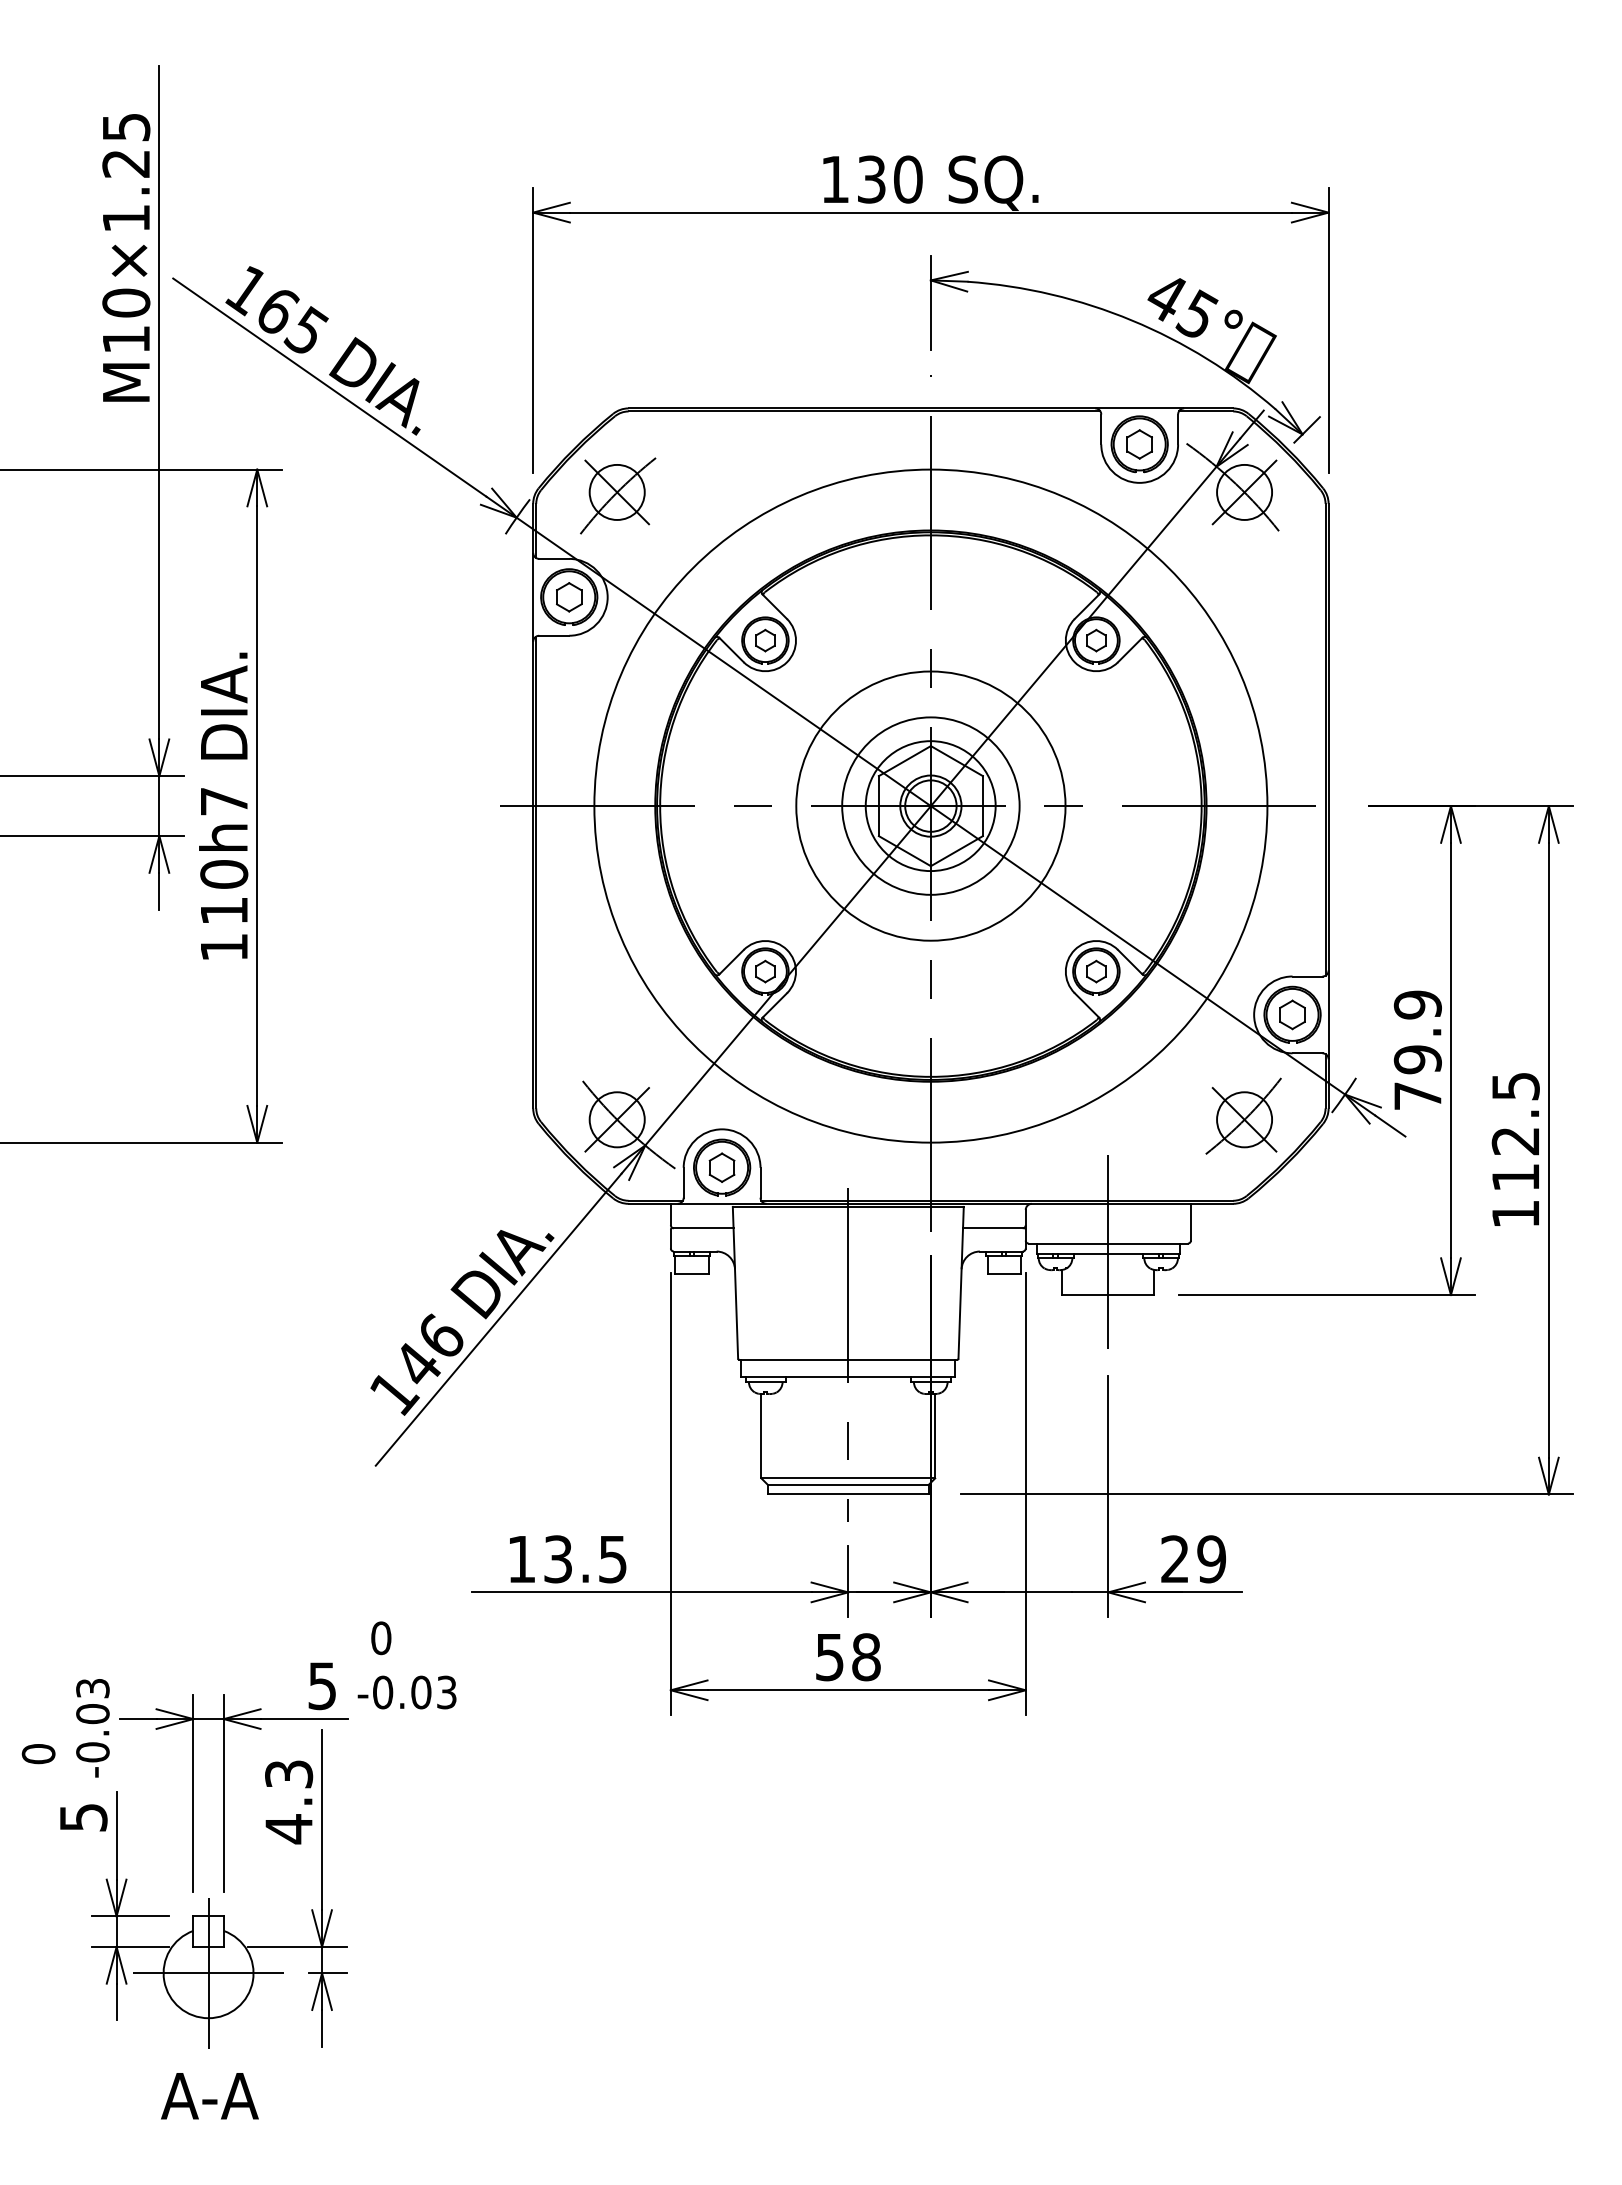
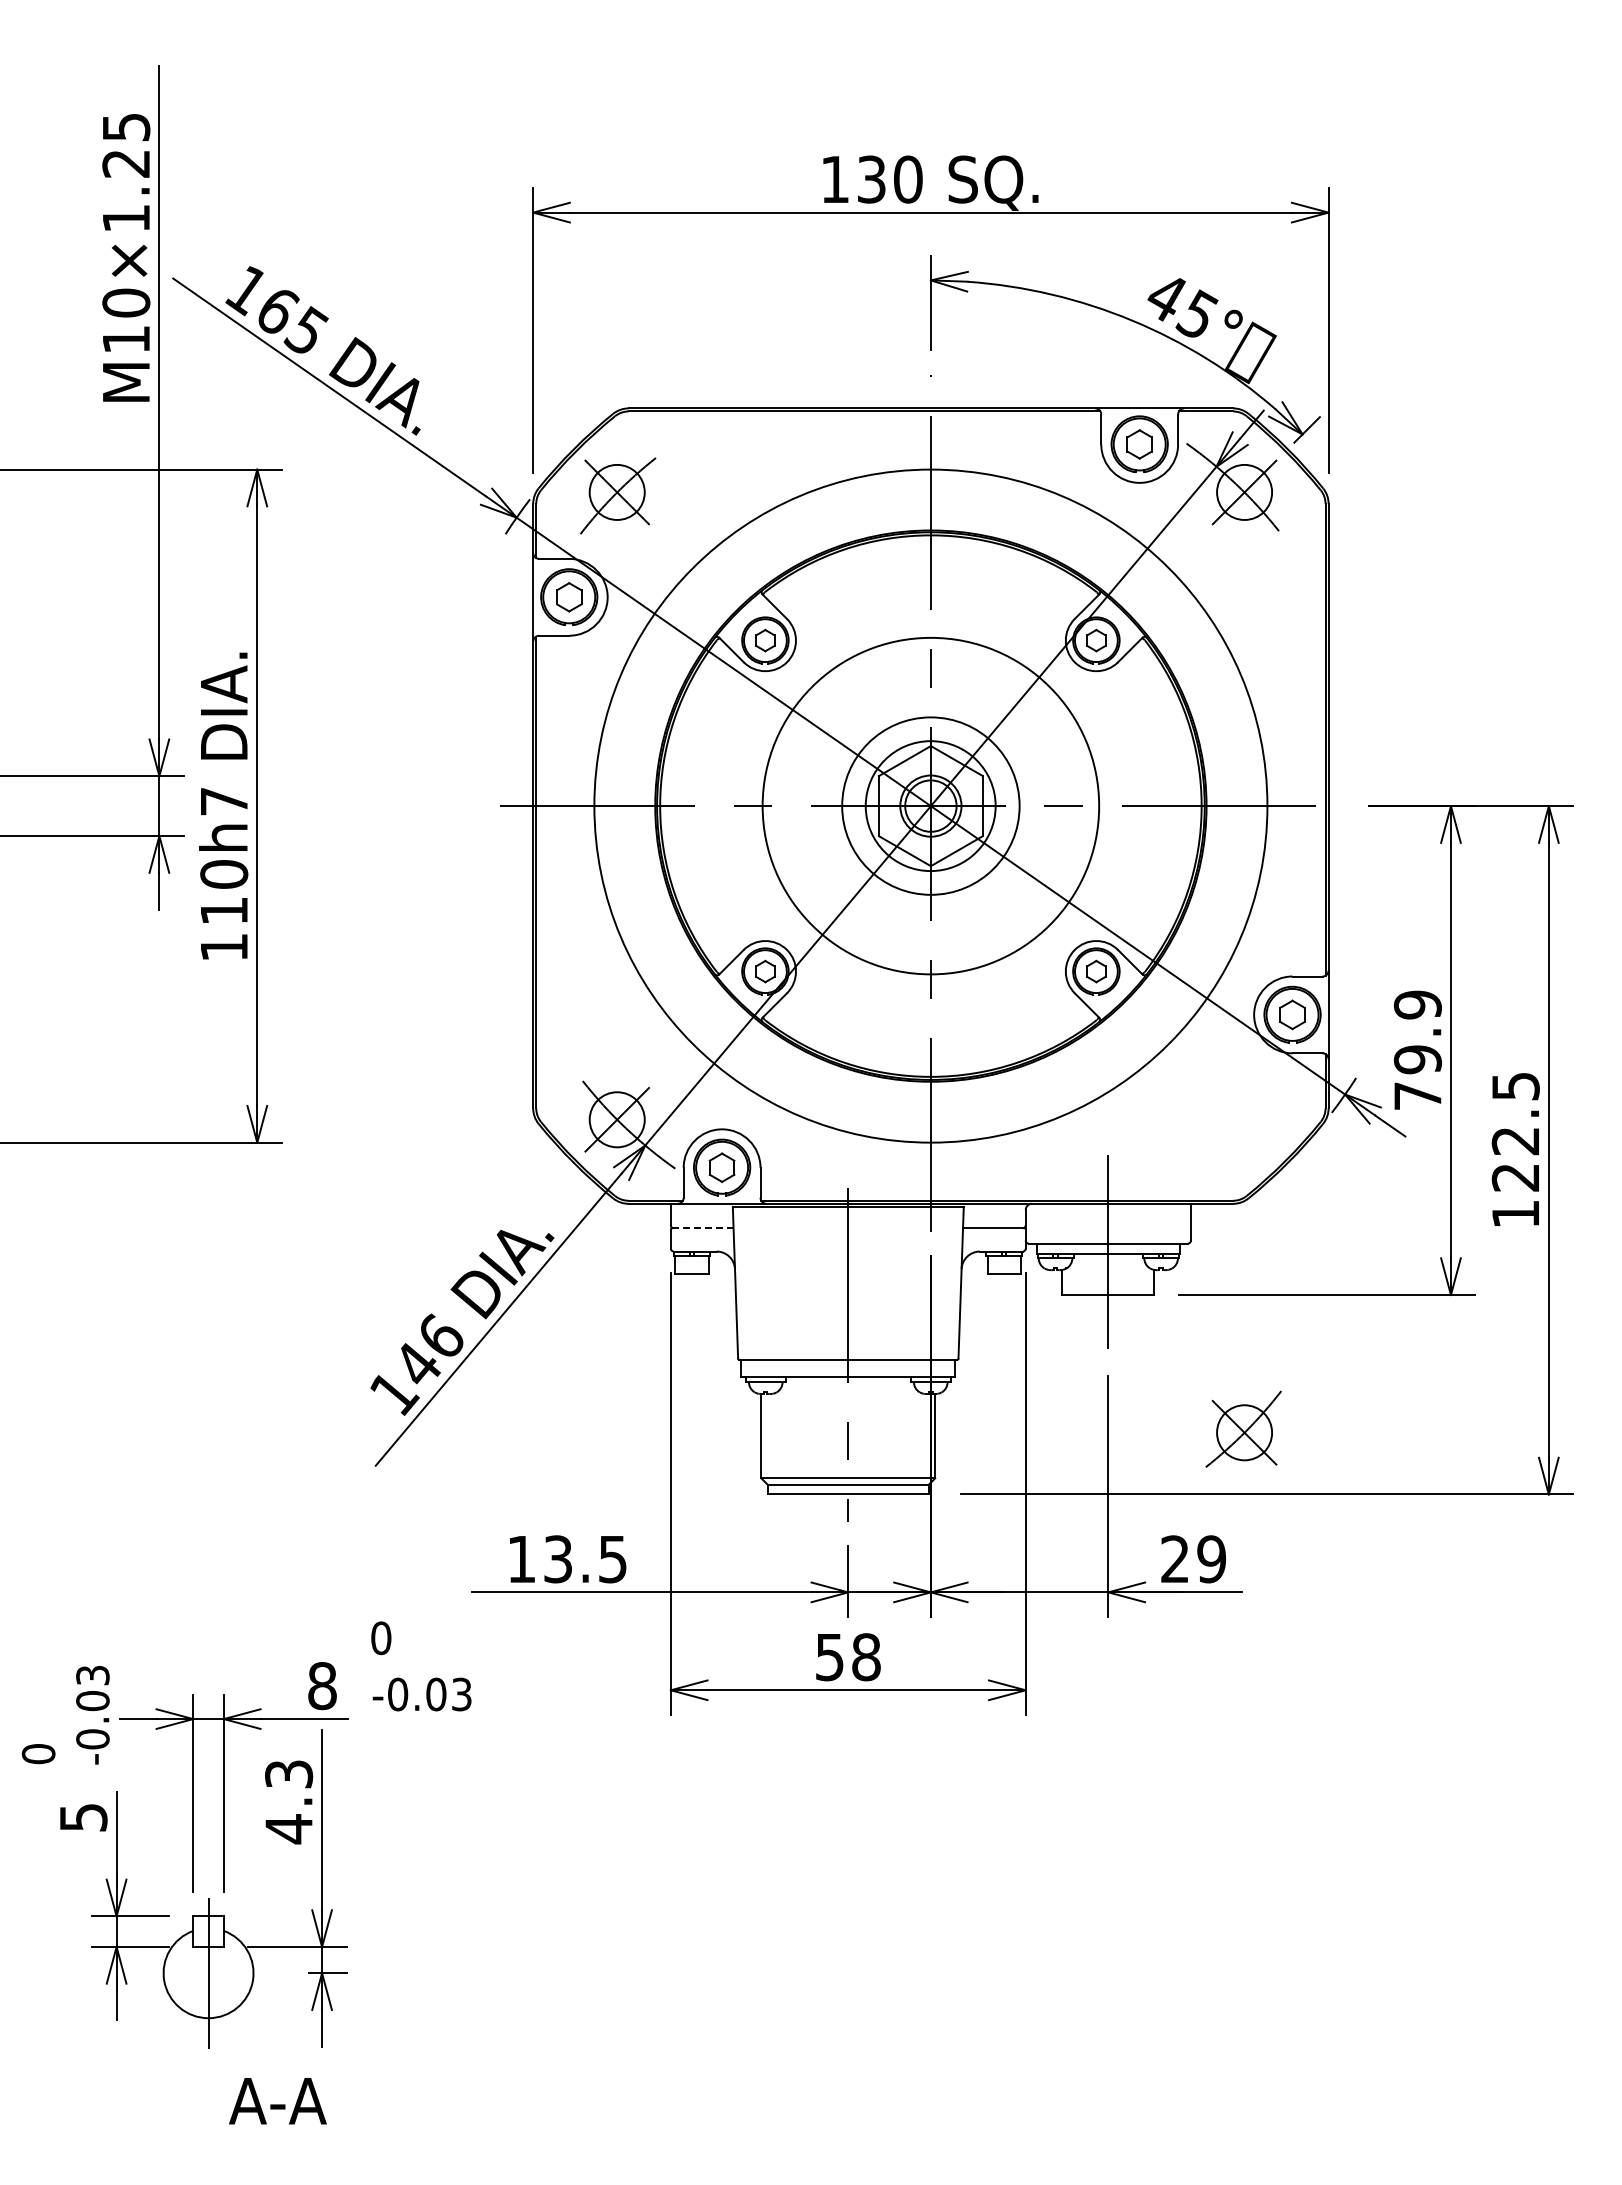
circle diameter: 269 px -> 337 px (930, 805)
part position: (1243, 1115) -> (1243, 1428) (1243, 1428)
text: 112.5 -> 122.5 (1514, 1177)
line: solid -> dashed (702, 1228)
text: 5 -> 8 (322, 1686)
text position: (406, 1692) -> (421, 1694) (421, 1694)
text position: (92, 1728) -> (92, 1715) (92, 1715)
line: present -> none (208, 1973)
text position: (209, 2096) -> (277, 2101) (277, 2101)
